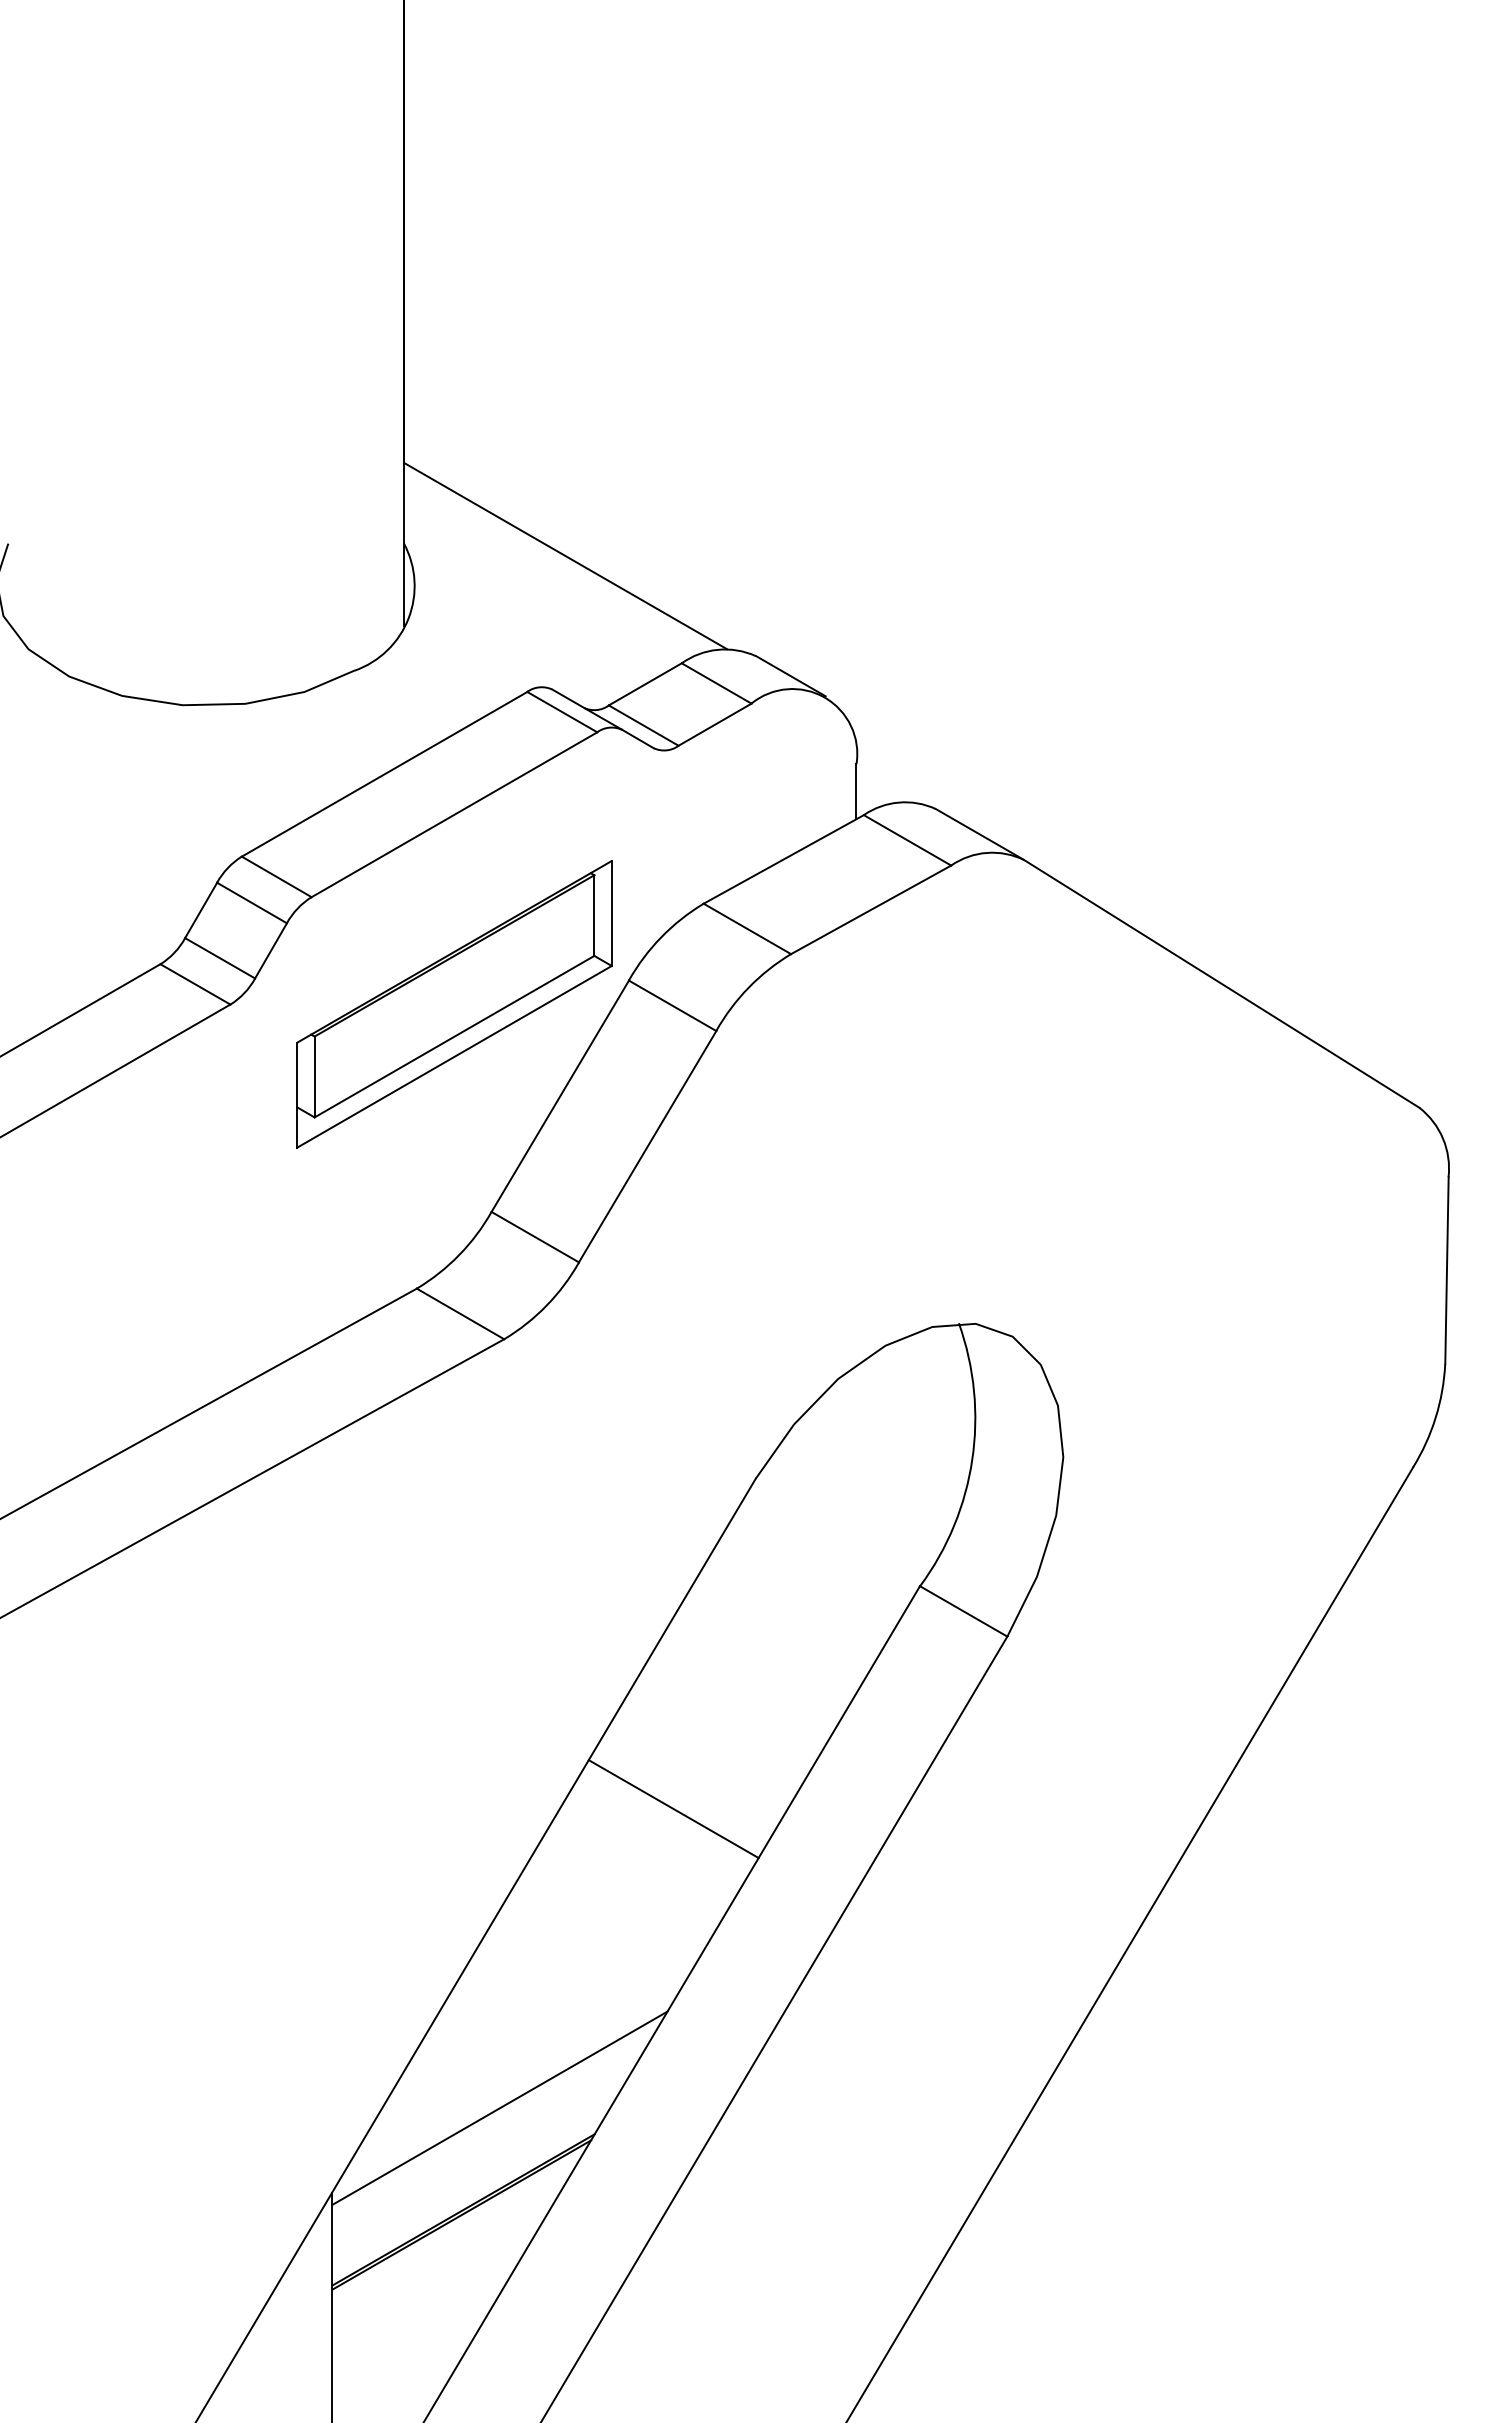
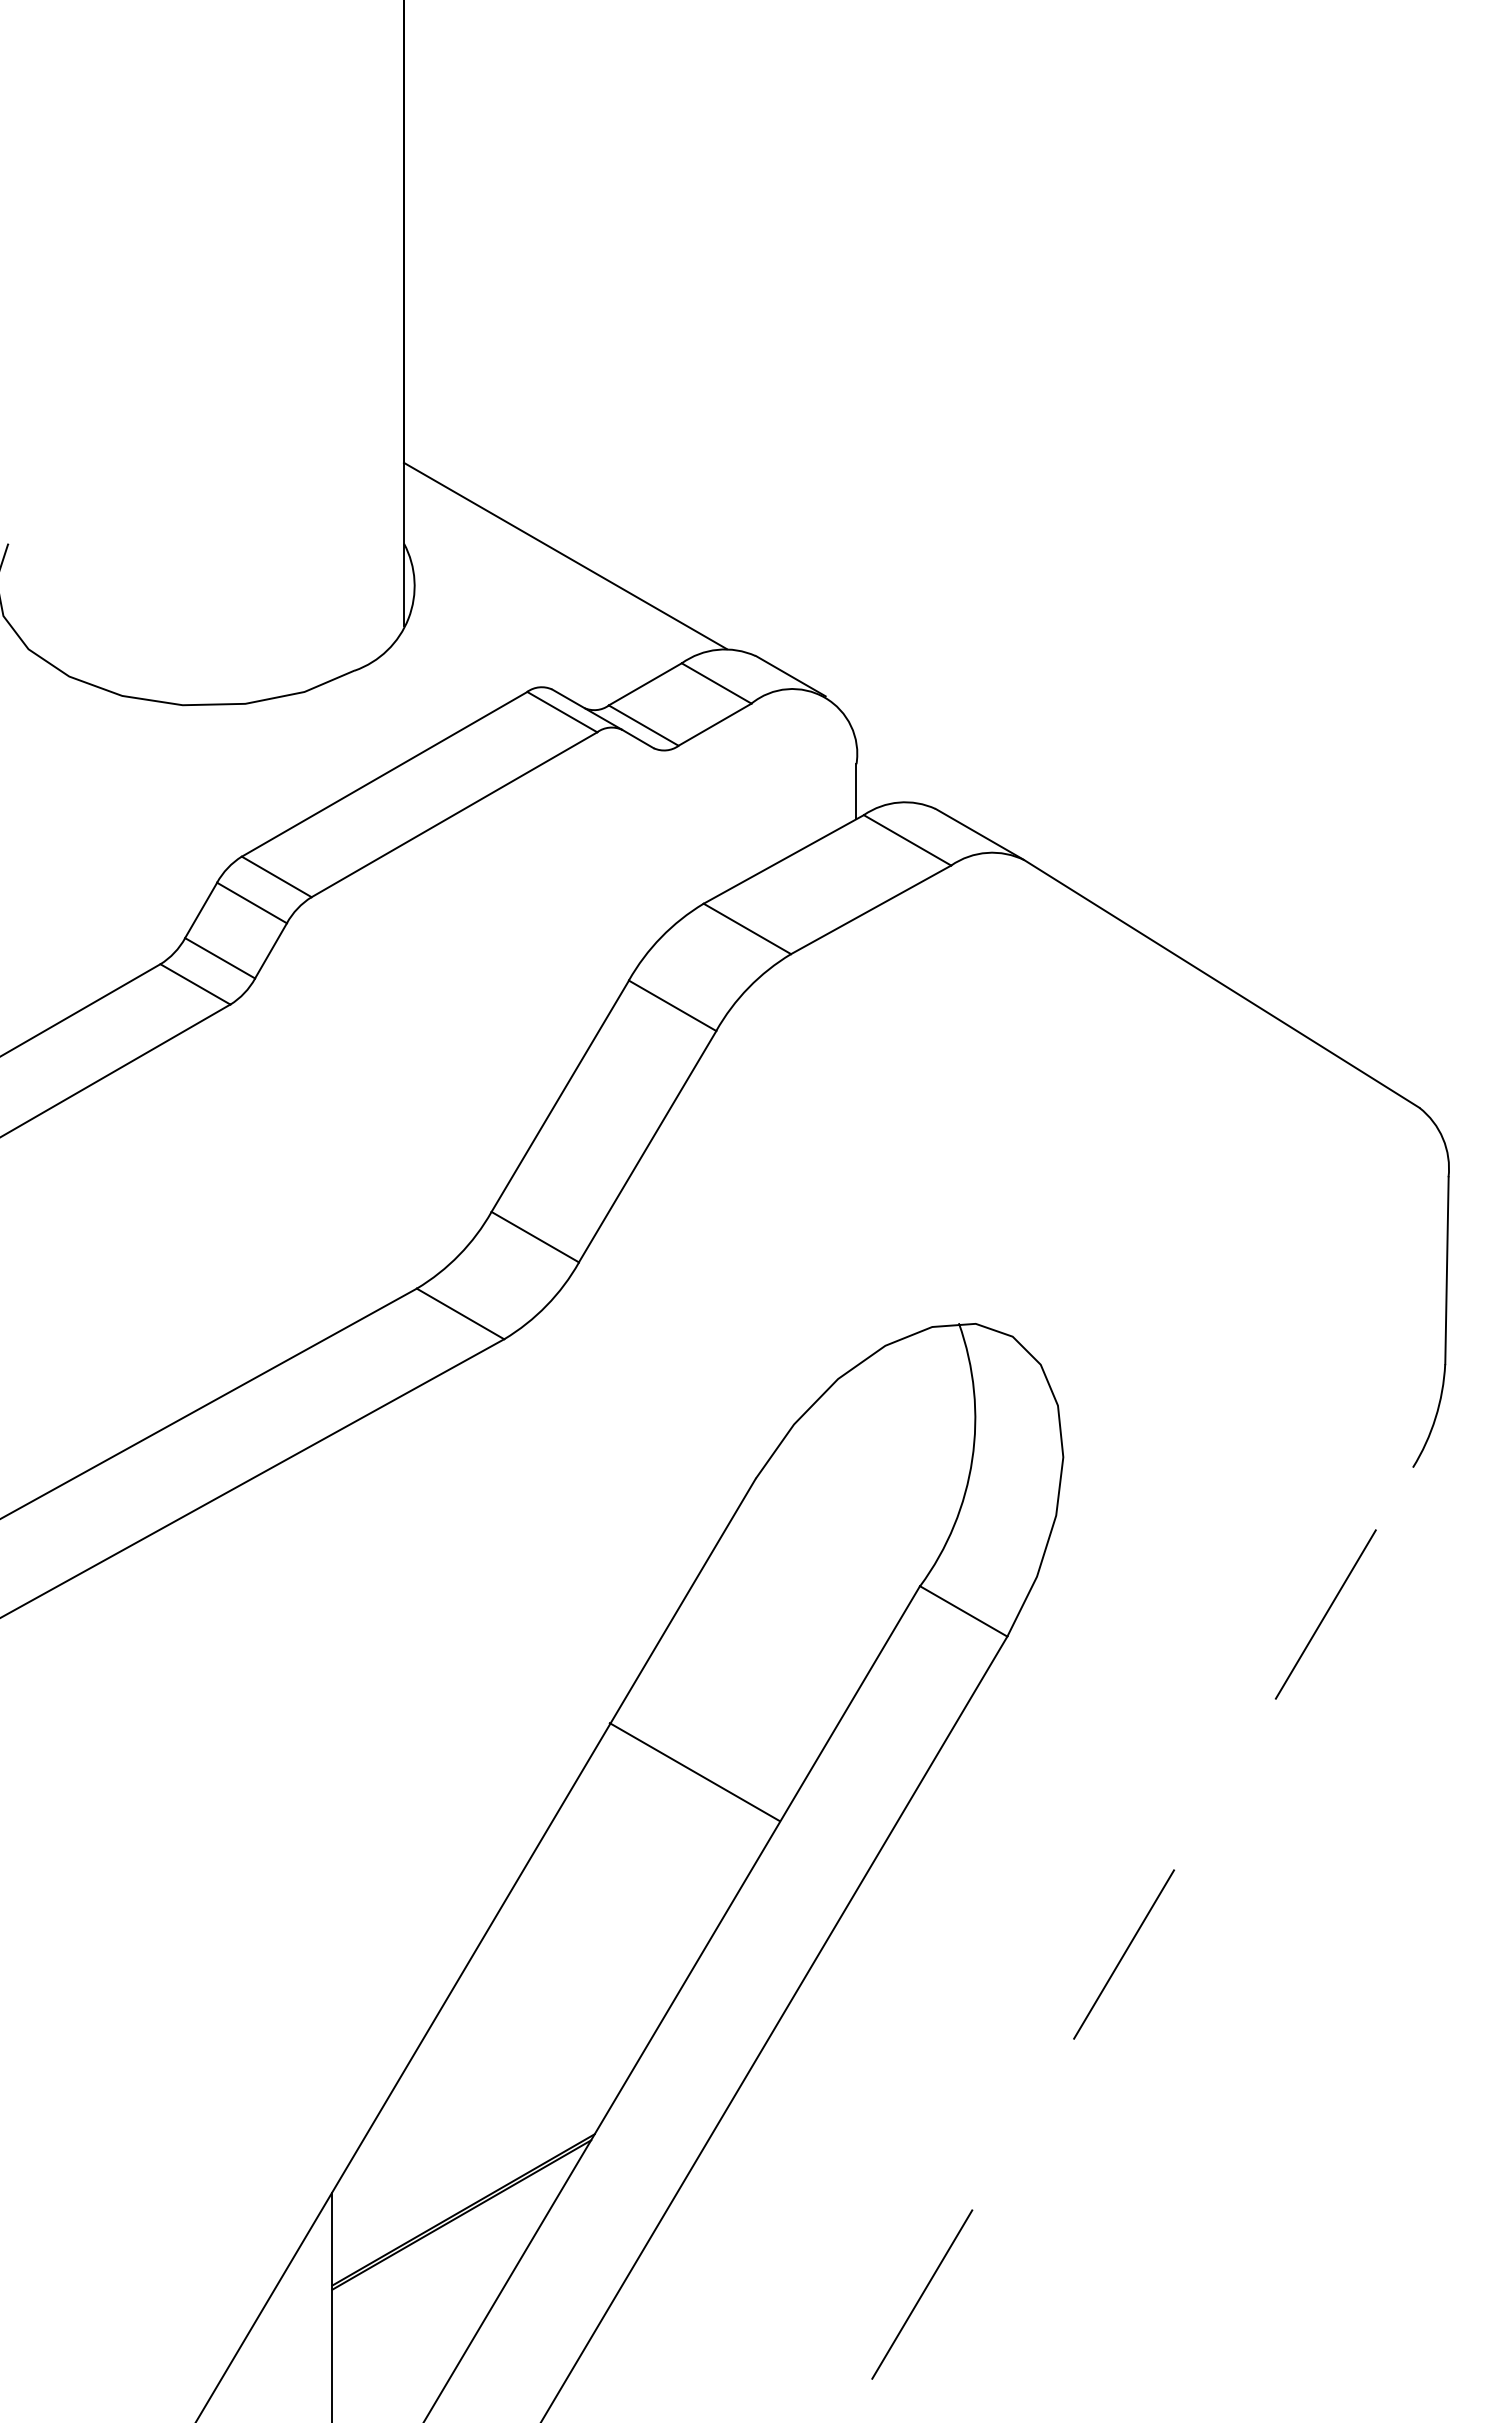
part: present -> none (454, 1004)
line position: (673, 1809) -> (694, 1772) (694, 1772)
line: solid -> dashed (1129, 1944)
line: present -> none (499, 2108)
